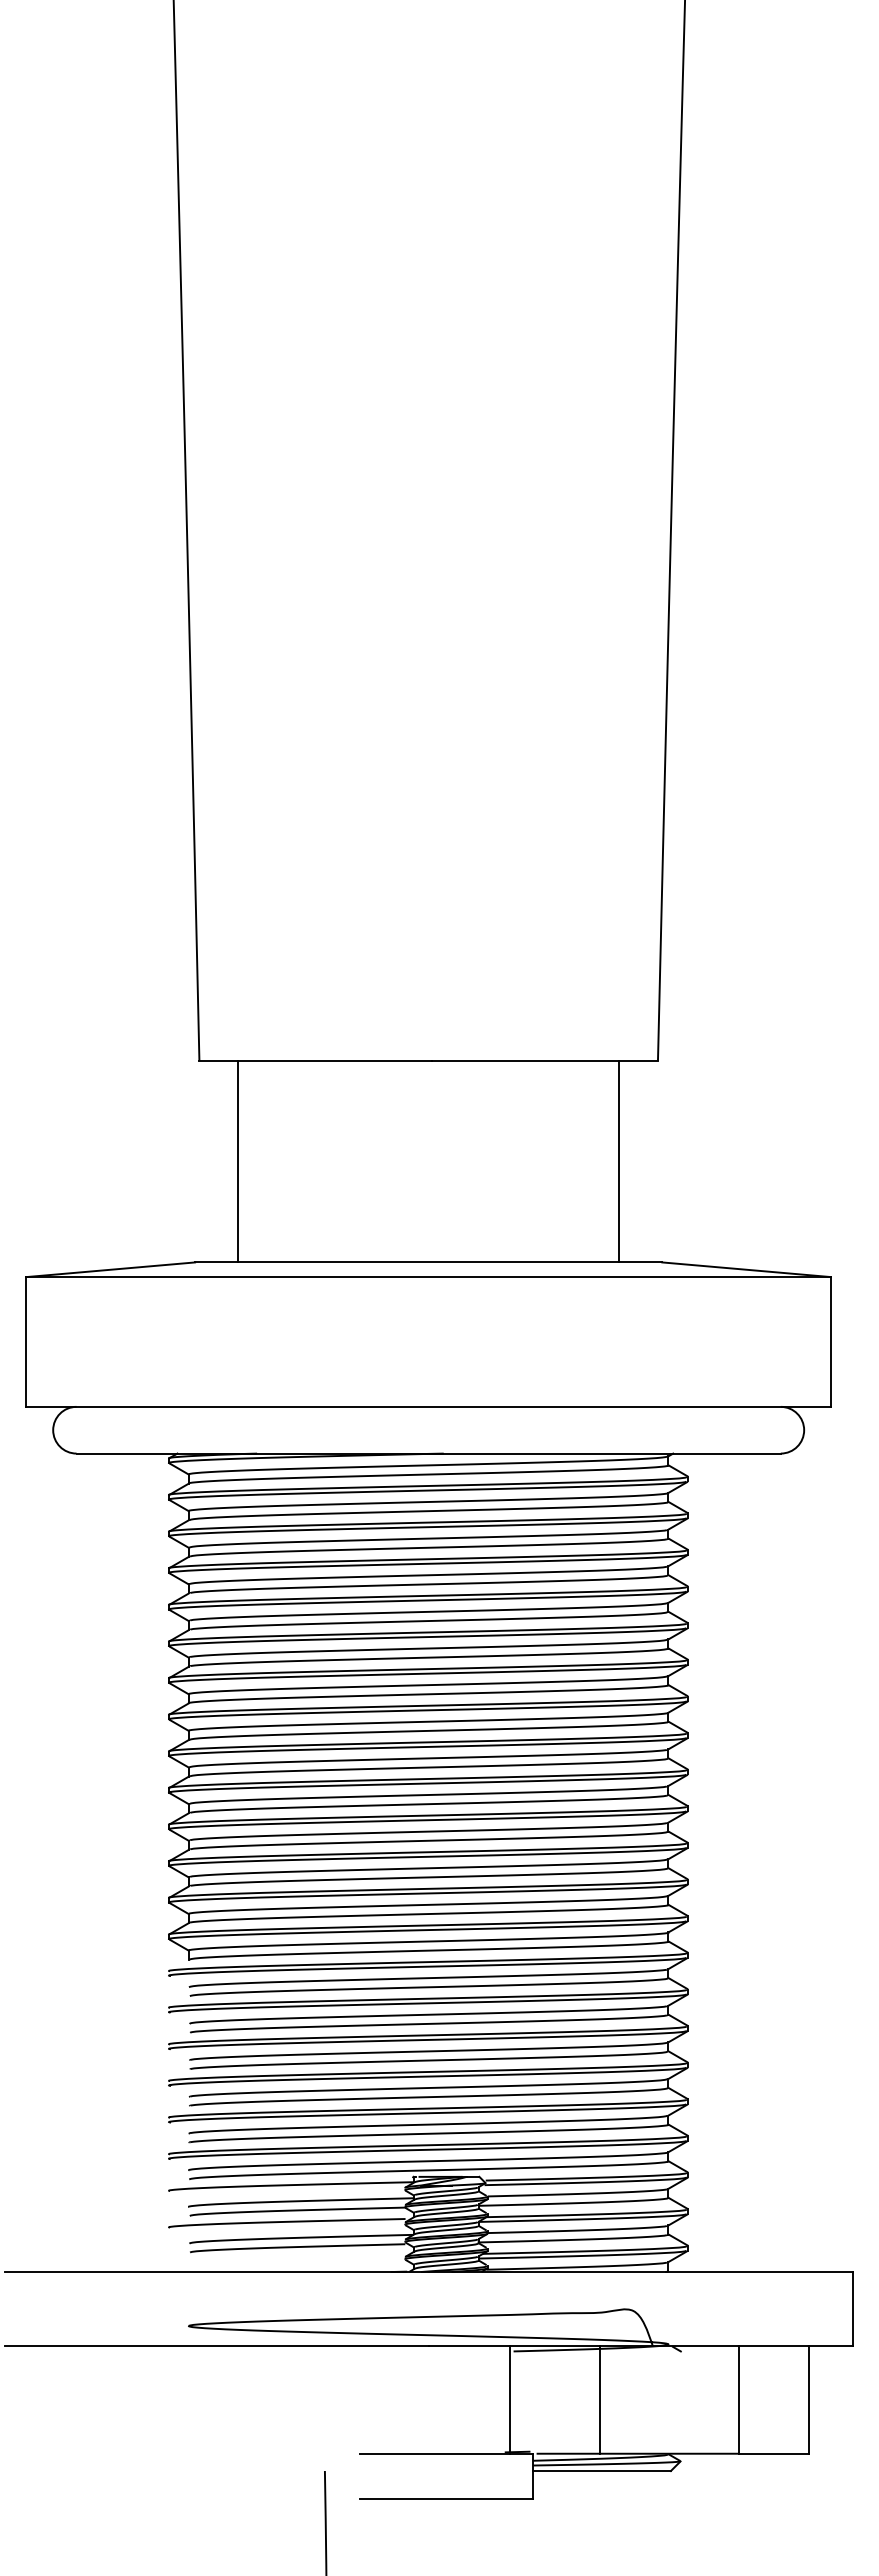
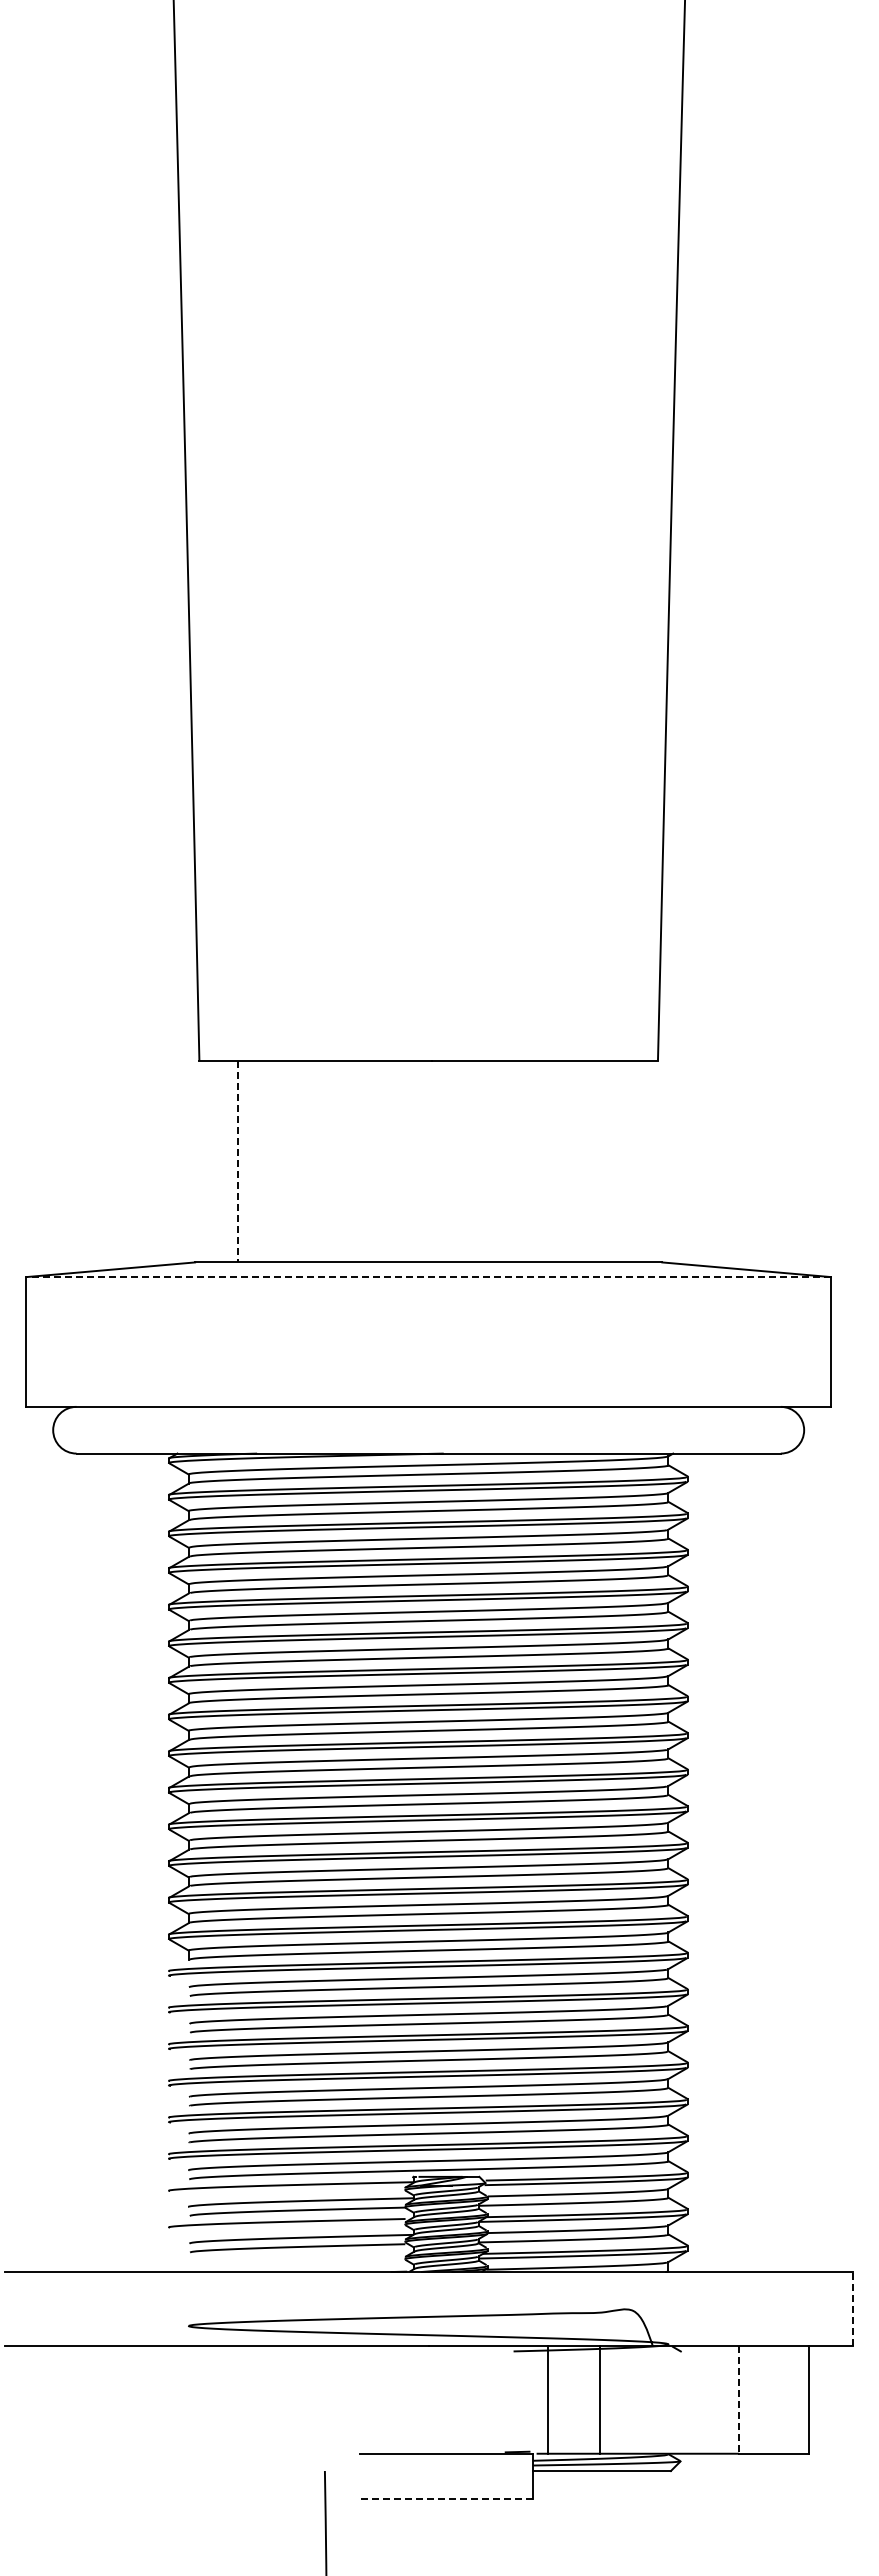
line: solid -> dashed (238, 1161)
line: present -> none (619, 1161)
line: solid -> dashed (428, 1277)
line: solid -> dashed (852, 2308)
line position: (510, 2399) -> (548, 2399) (548, 2399)
line: solid -> dashed (739, 2400)
line: solid -> dashed (446, 2498)
